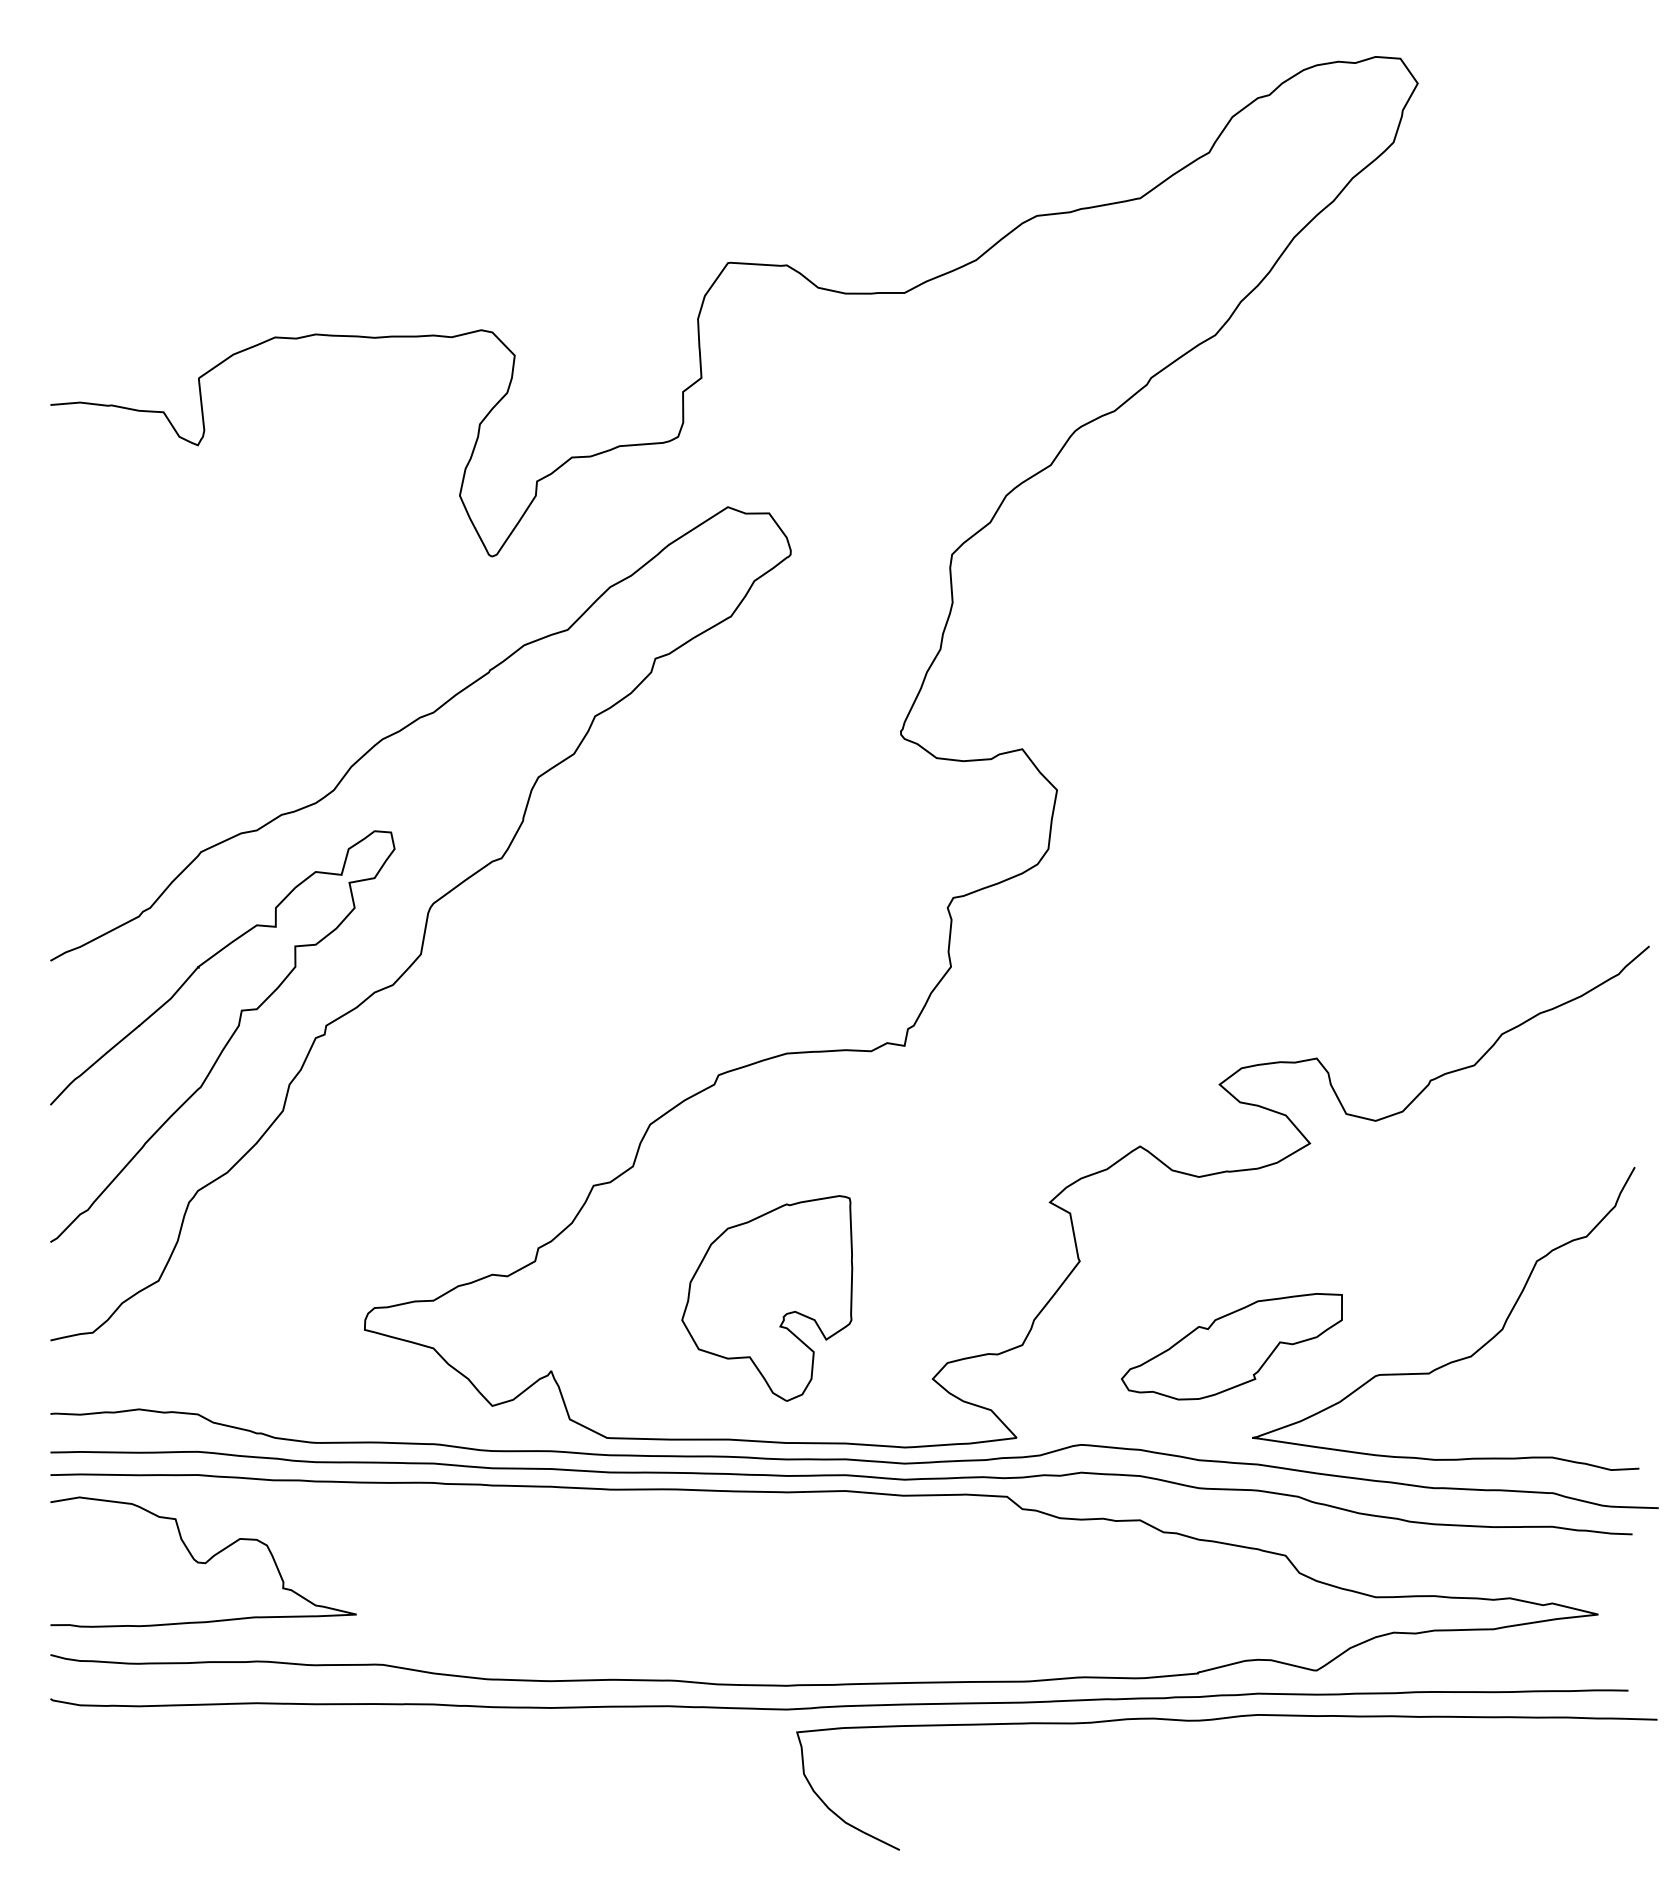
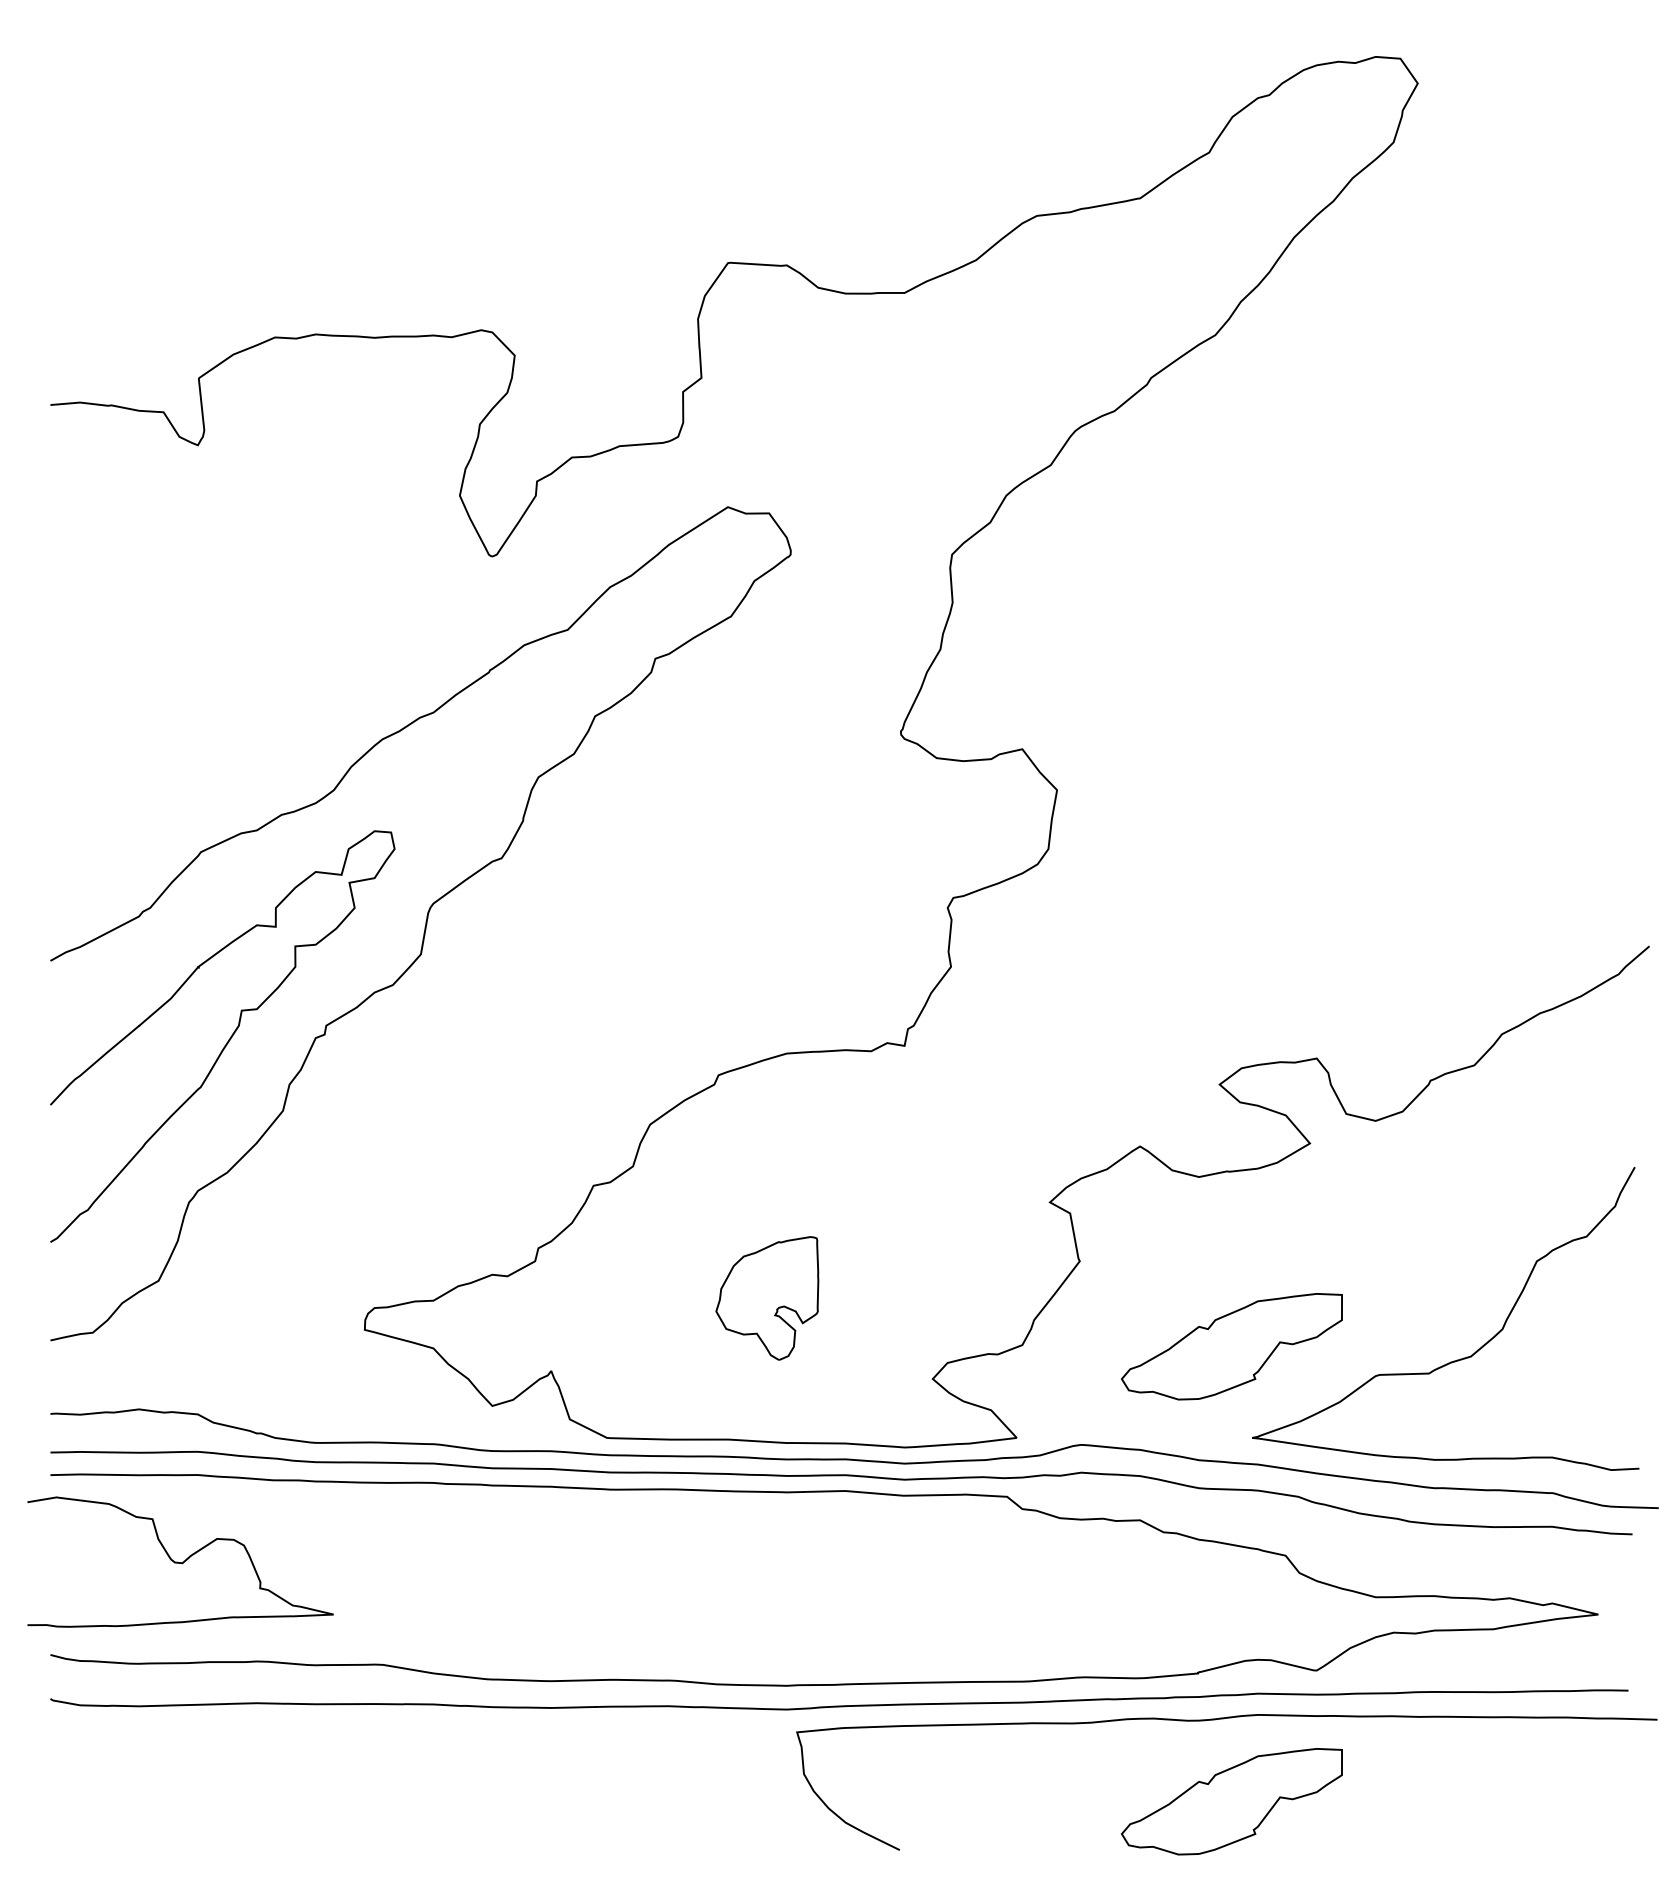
part size: 173x207 px -> 105x125 px (767, 1298)
curve position: (203, 1562) -> (180, 1562) (180, 1562)
part: none -> present (1231, 1801)
